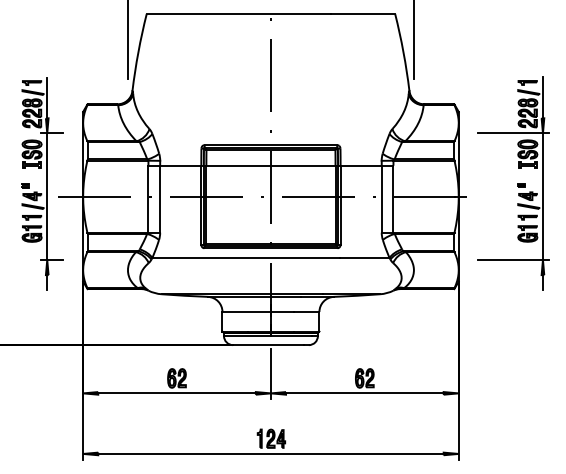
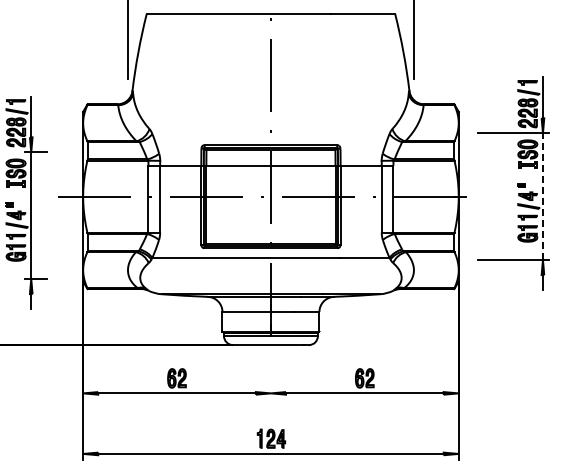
part position: (42, 183) -> (26, 202) (26, 202)
line: solid -> dashed (542, 196)
line: present -> none (270, 373)
